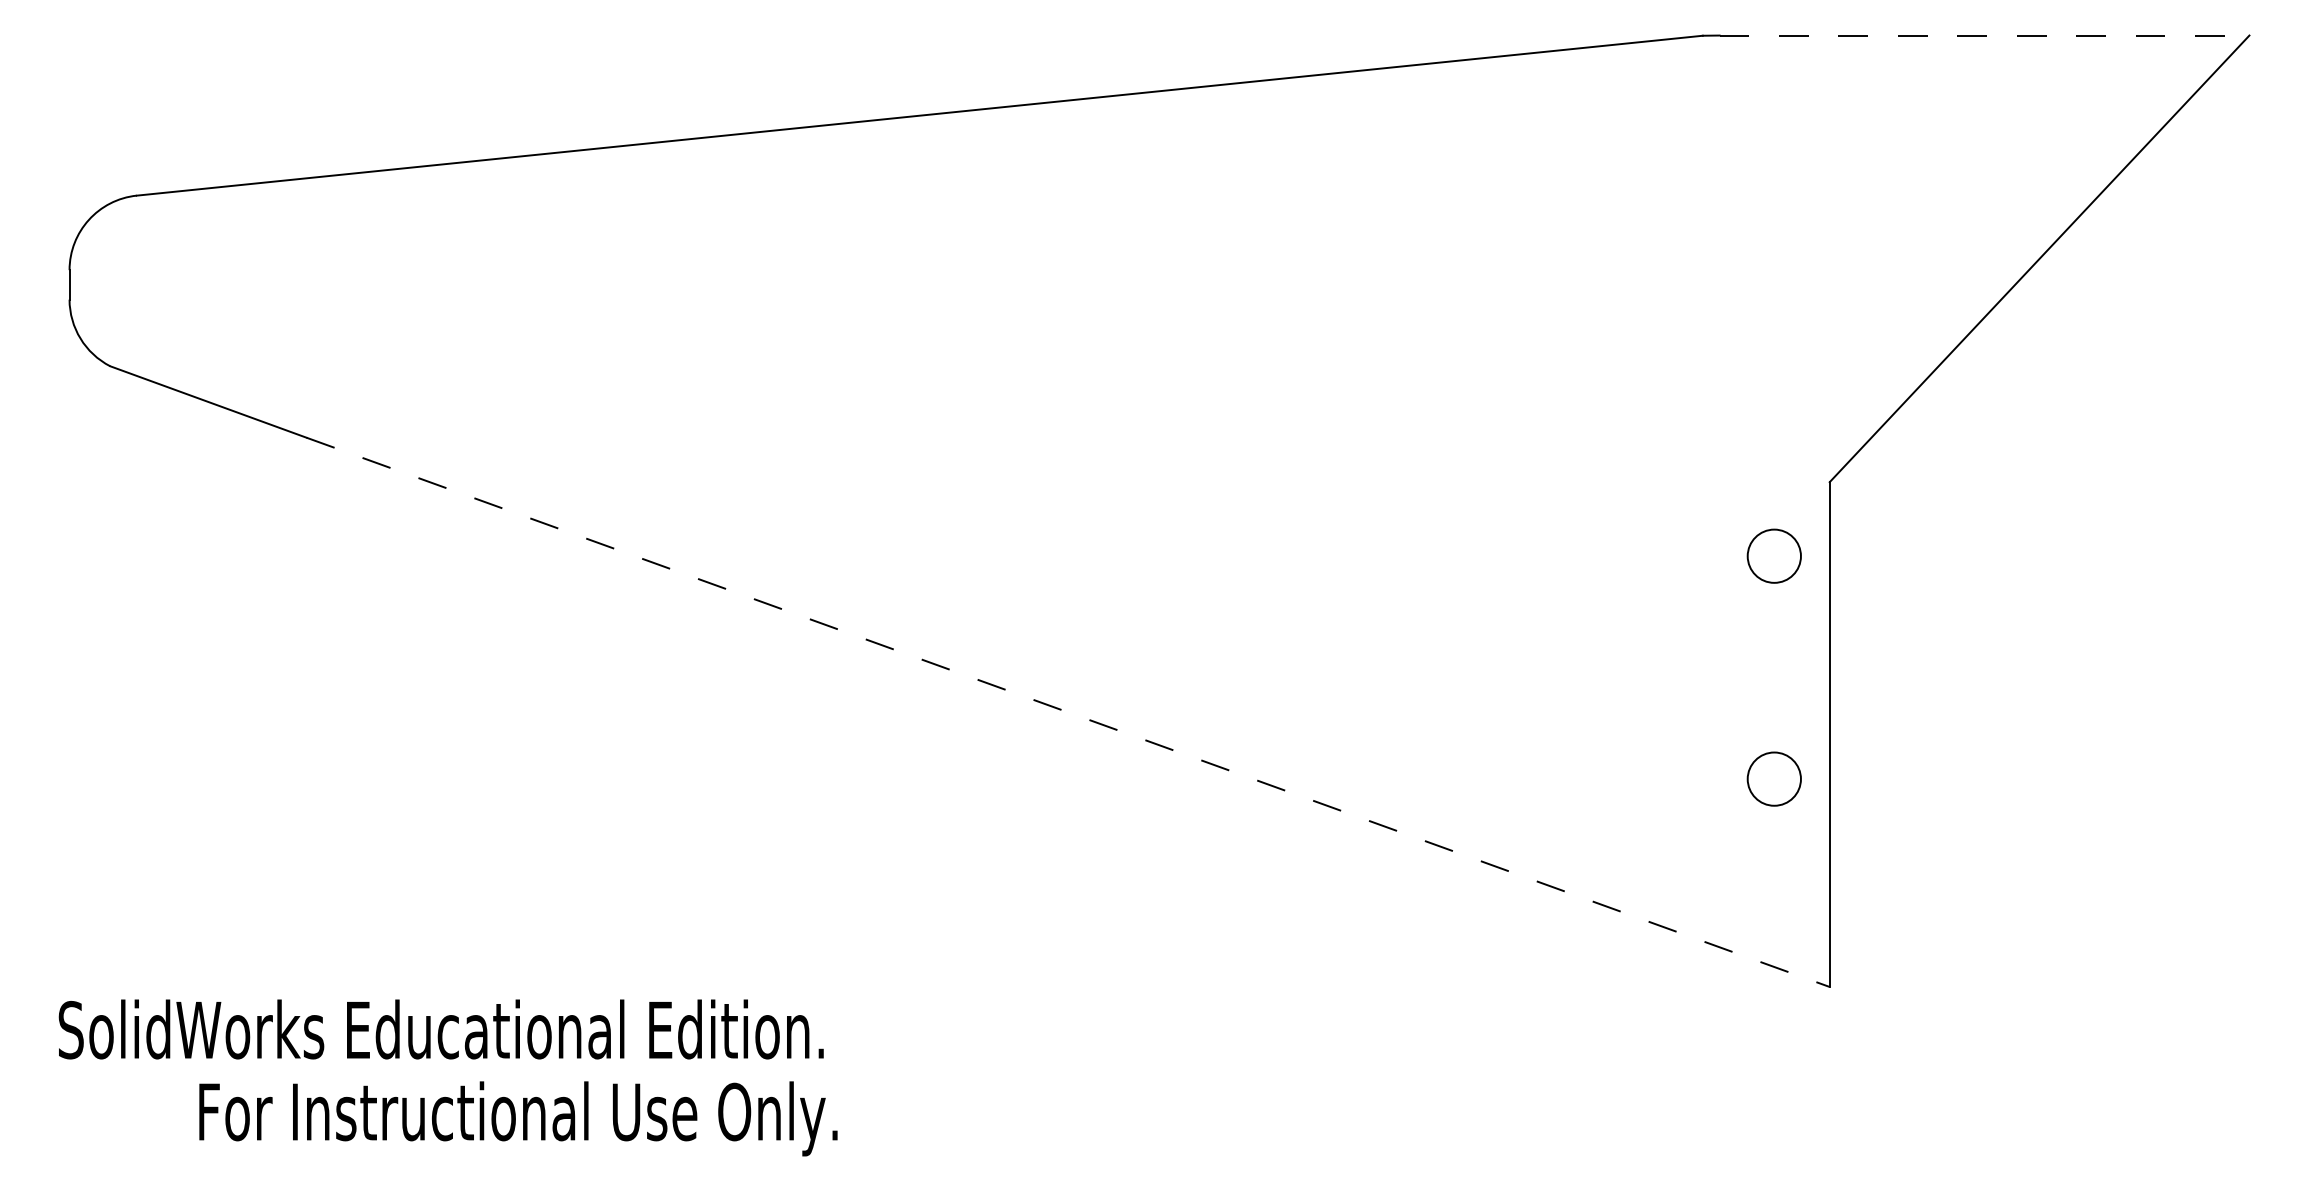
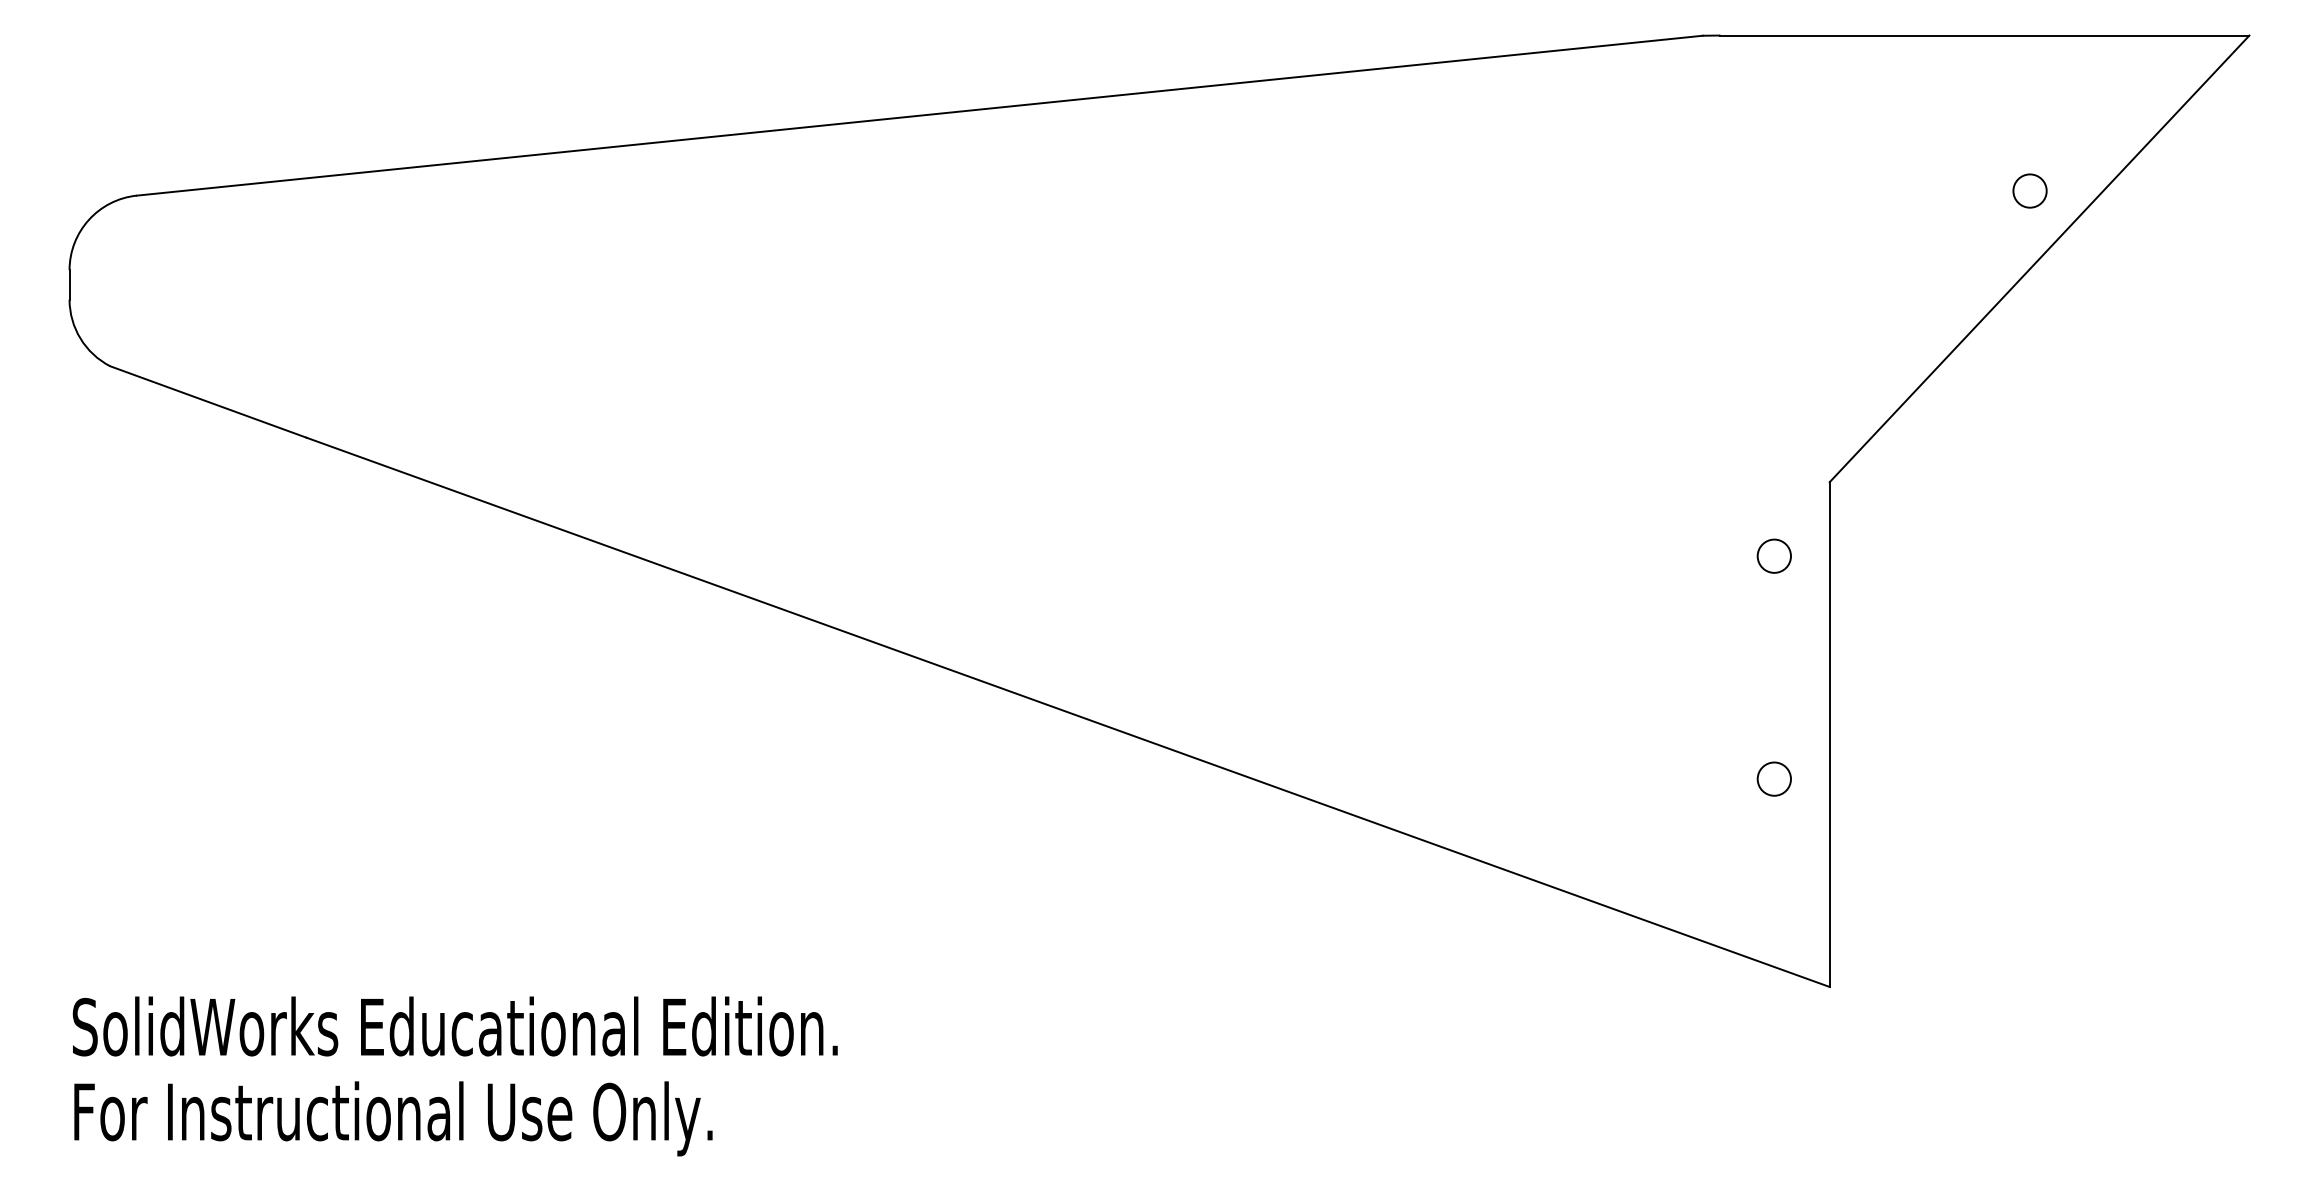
line: dashed -> solid (1984, 35)
circle: none -> present (2029, 190)
circle diameter: 53 px -> 33 px (1773, 555)
line: dashed -> solid (1068, 712)
circle diameter: 53 px -> 33 px (1773, 778)
text position: (440, 1029) -> (454, 1026) (454, 1026)
text position: (518, 1118) -> (393, 1118) (393, 1118)
